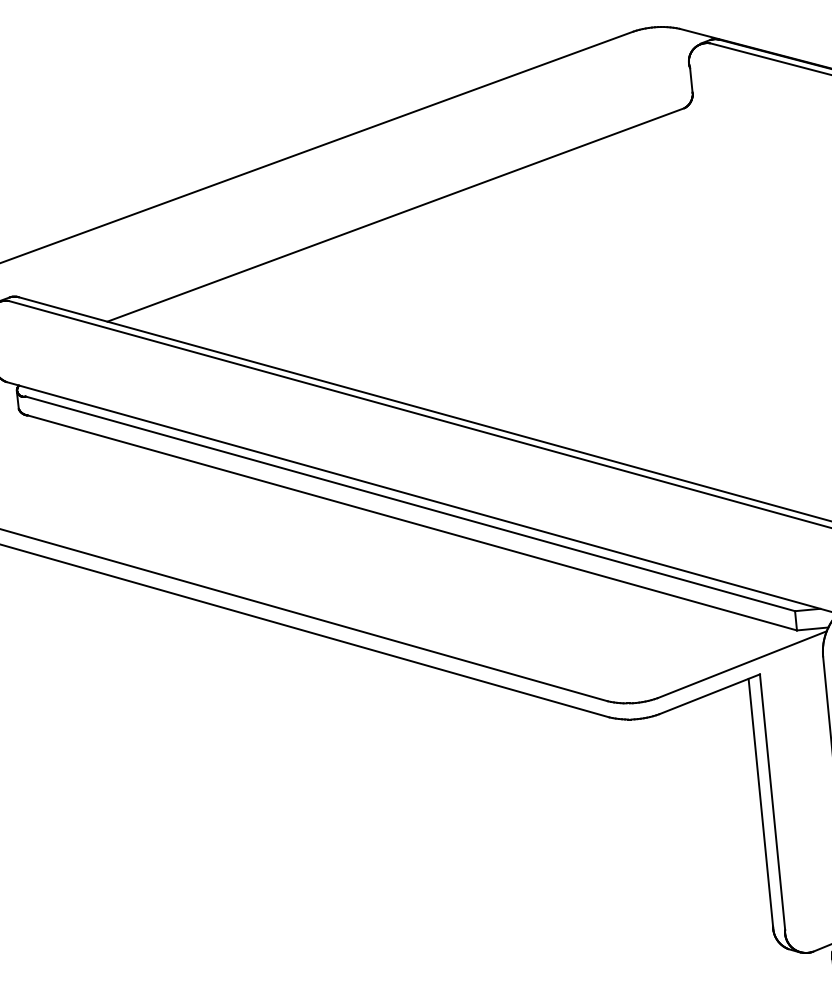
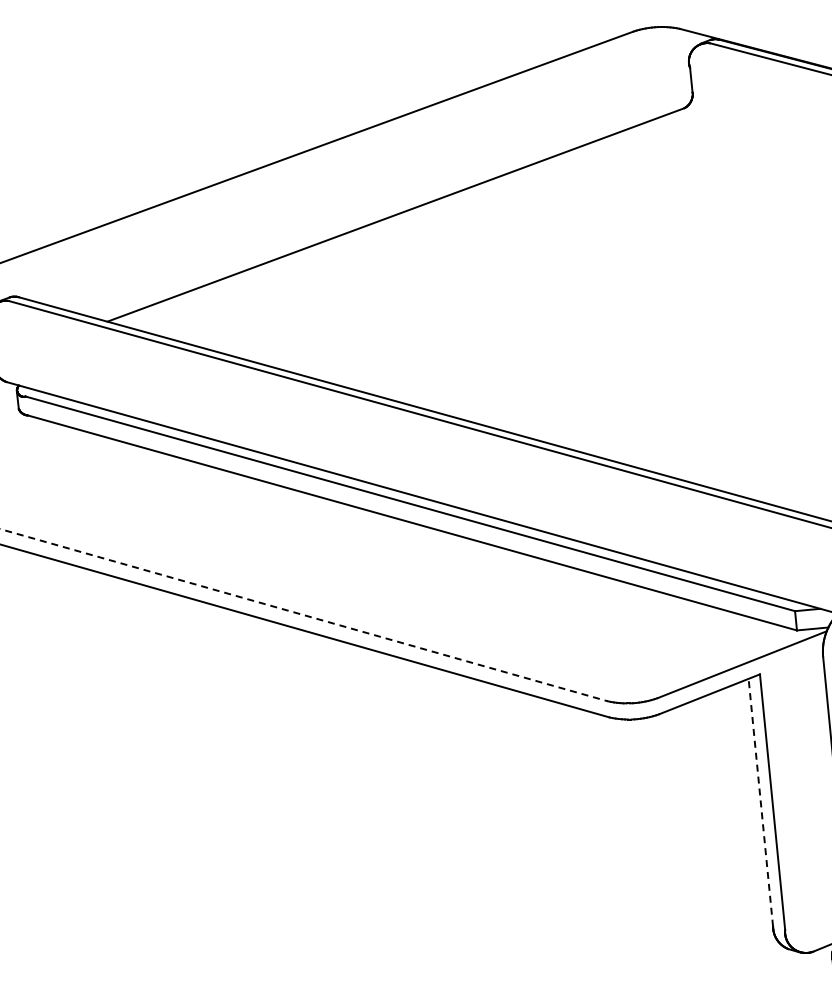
line: solid -> dashed (303, 615)
line: solid -> dashed (760, 802)
